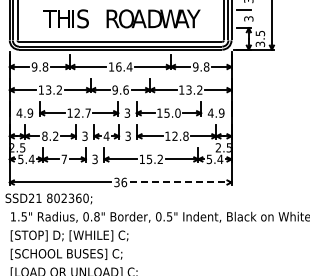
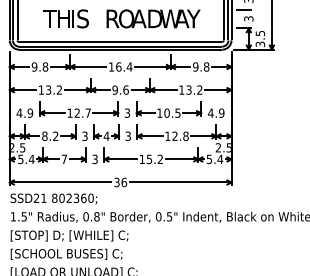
text: 15.0 -> 10.5 (172, 112)
line: dashed -> solid (180, 182)
text position: (48, 198) -> (53, 198) (53, 198)
